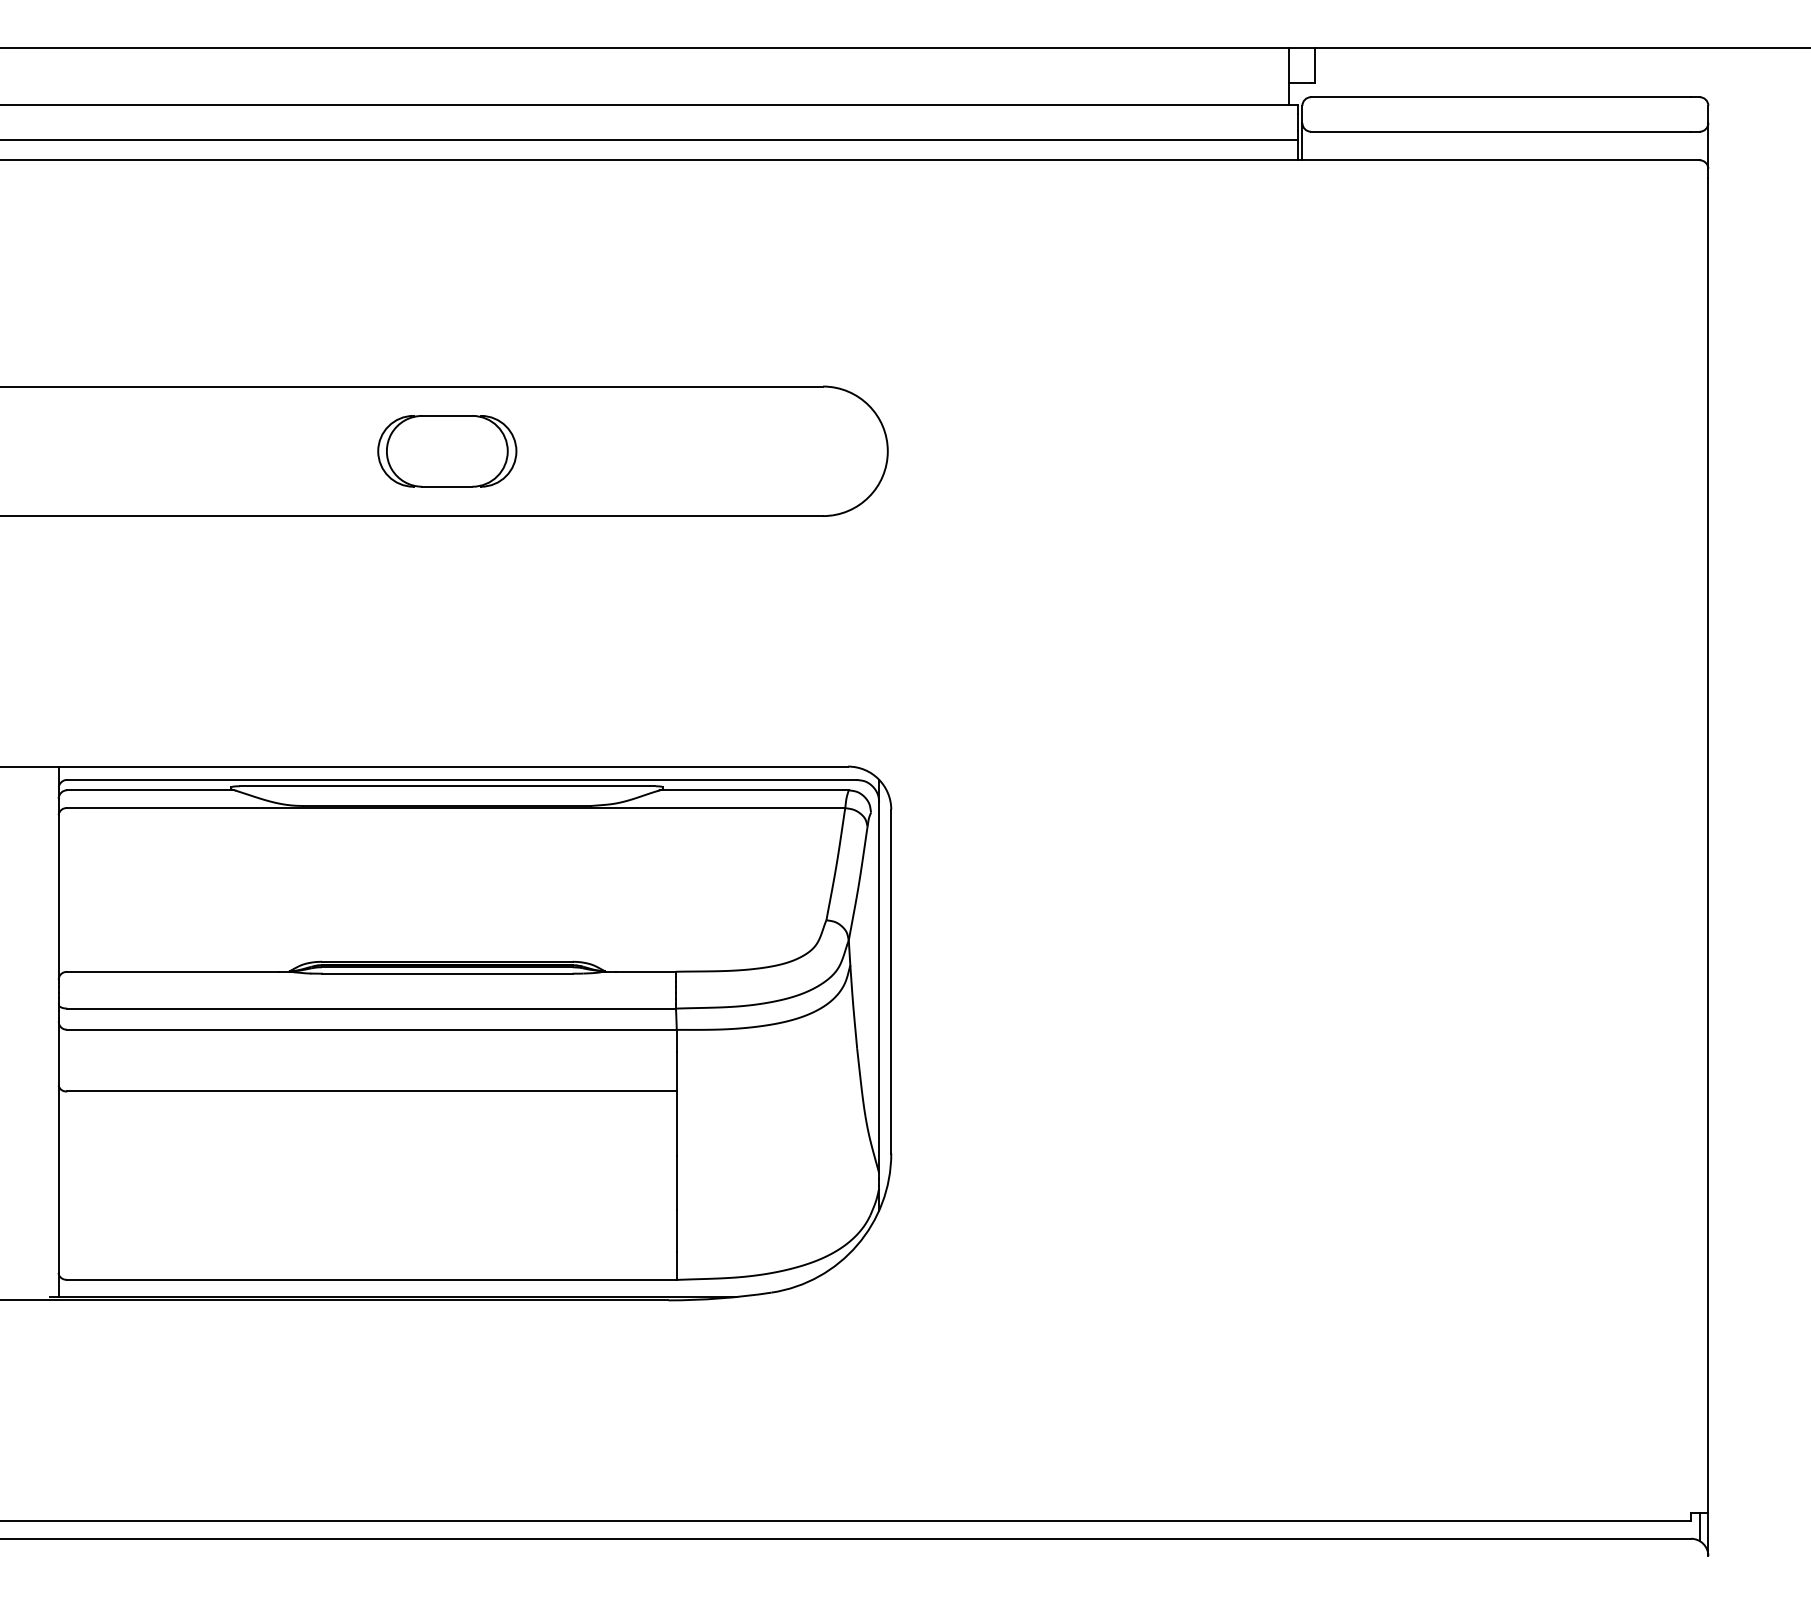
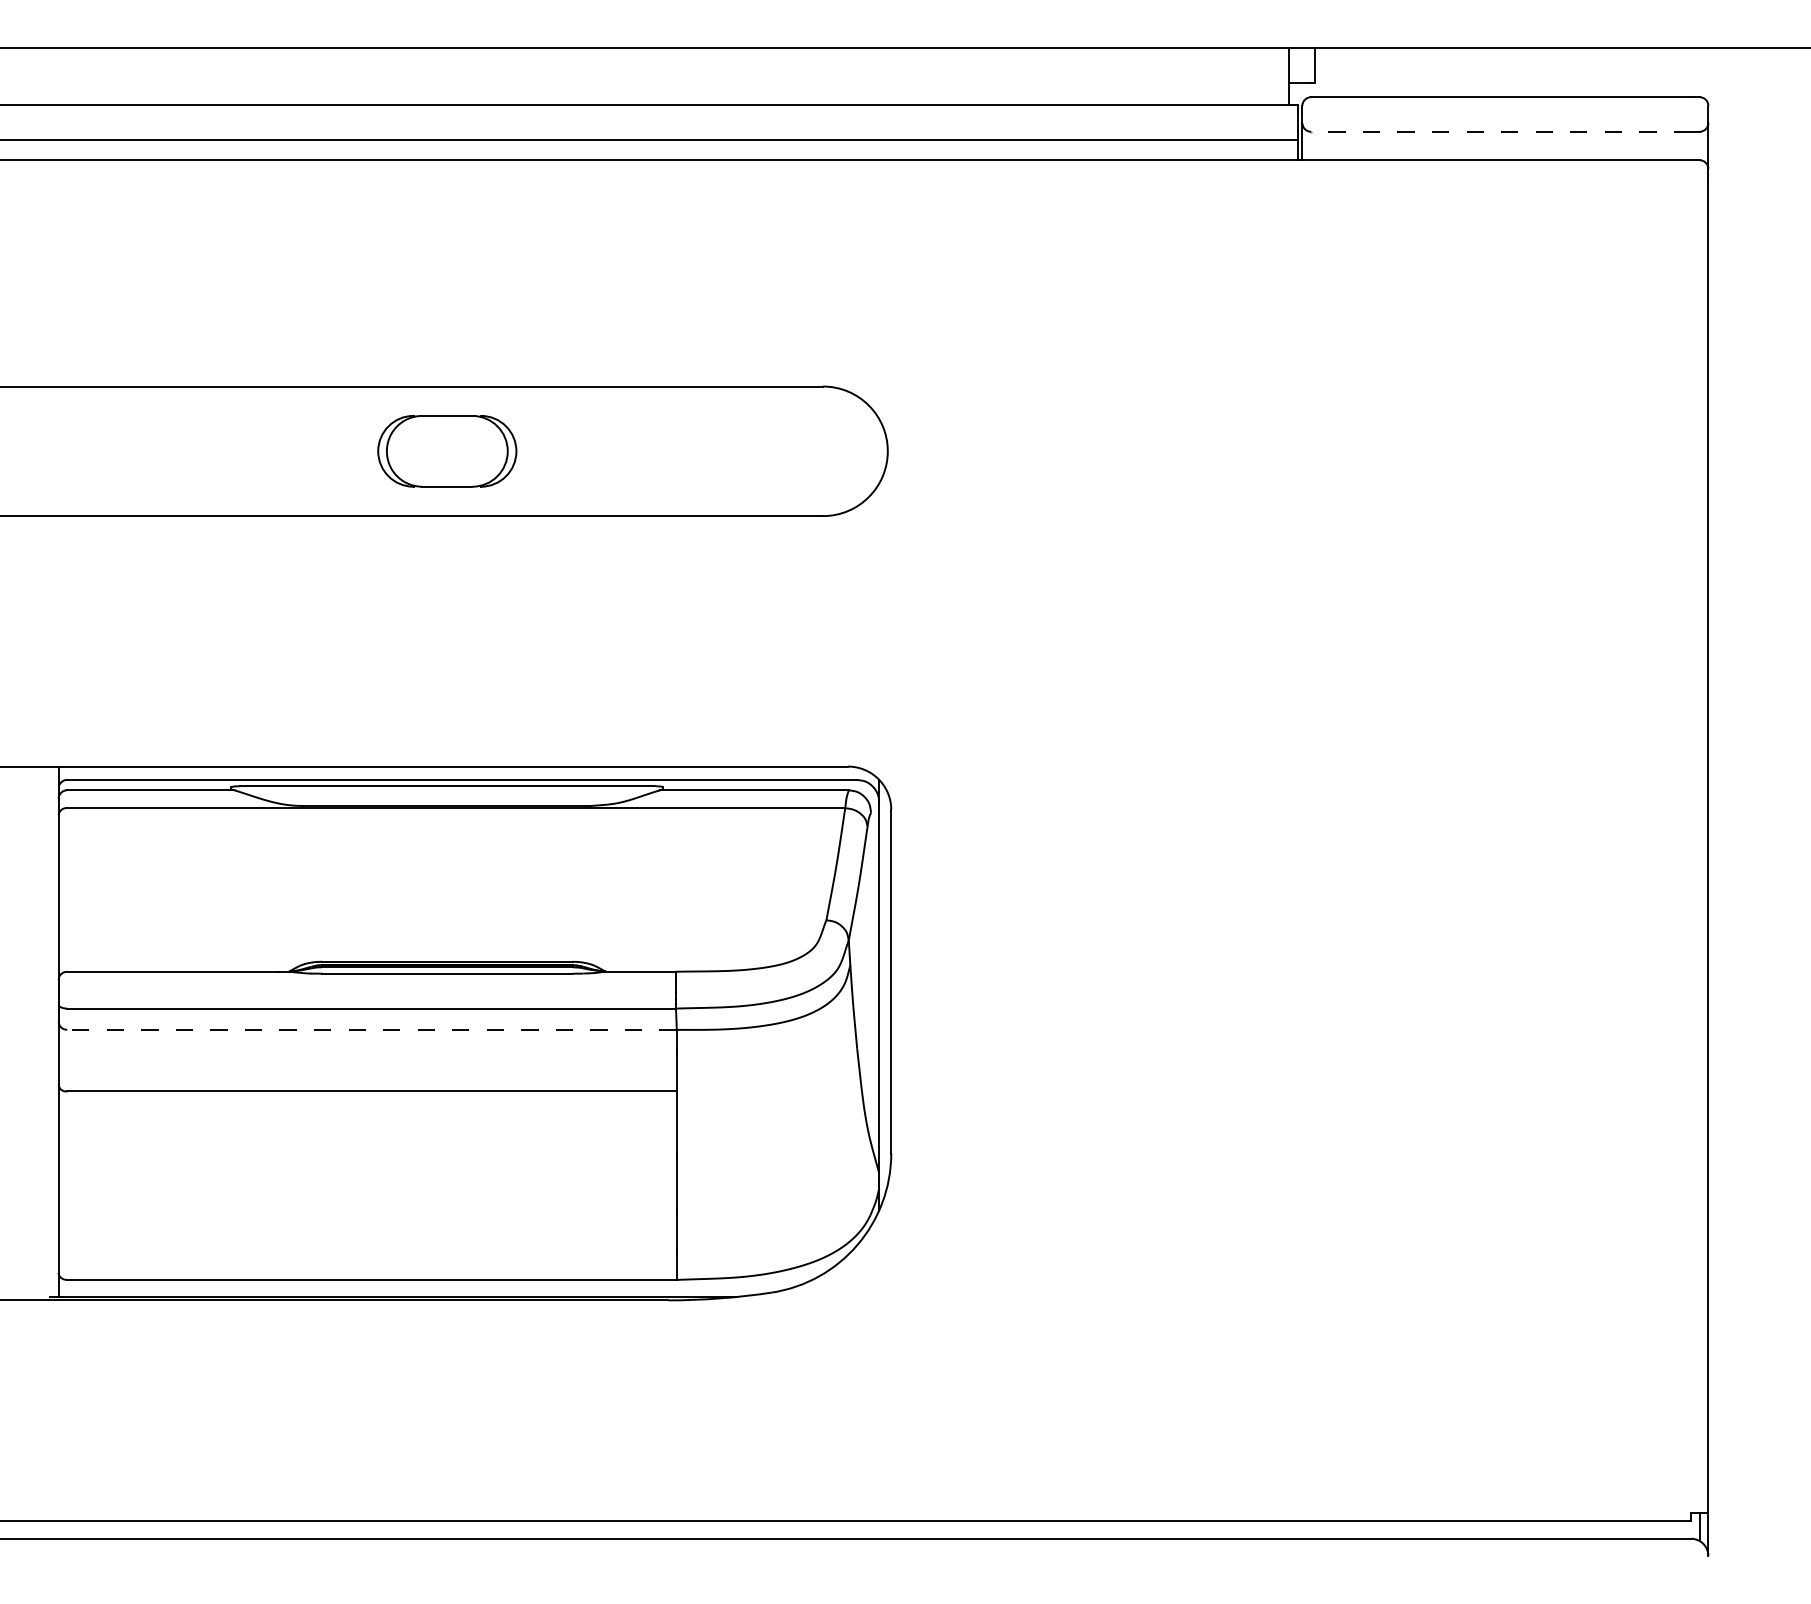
line: solid -> dashed (1500, 131)
line: solid -> dashed (372, 1029)
